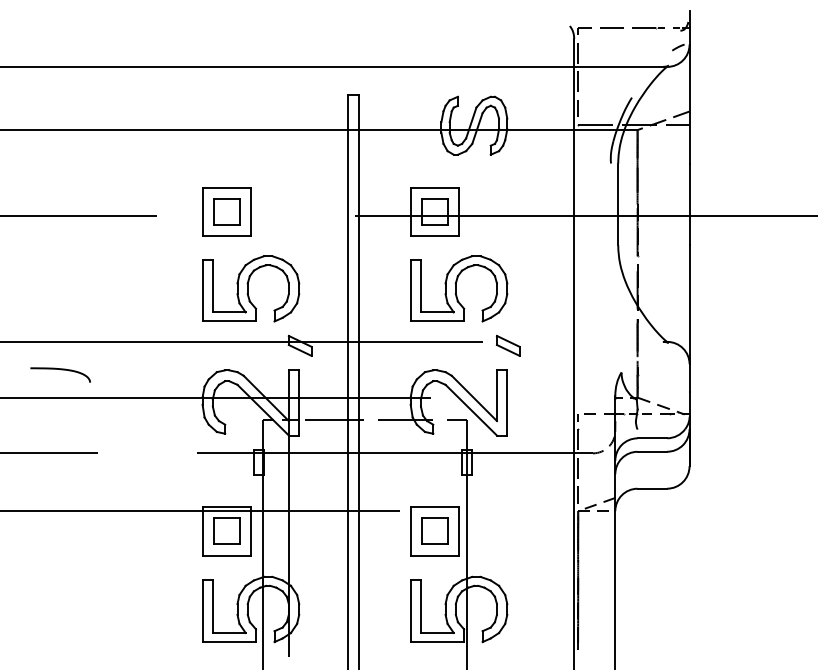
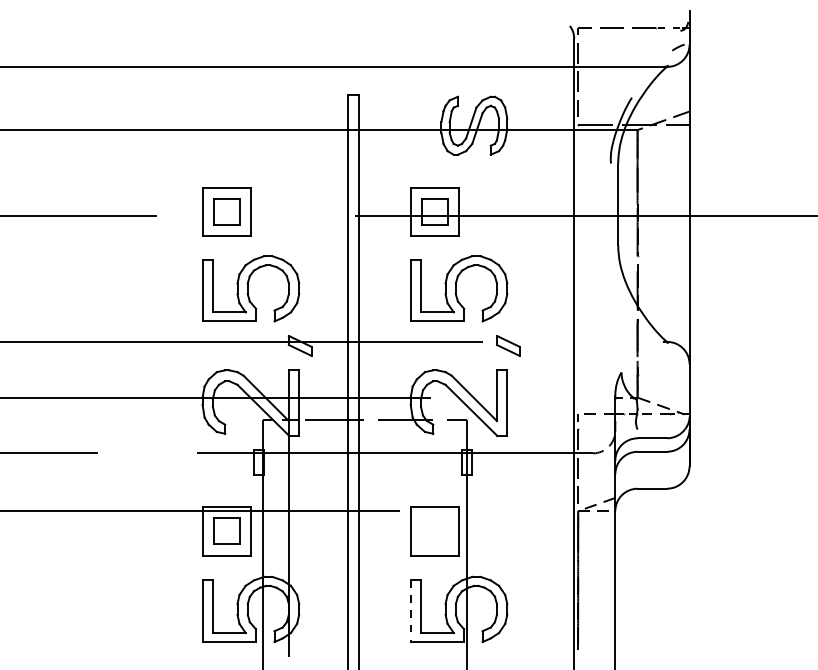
curve: present -> none (60, 370)
part: present -> none (434, 530)
line: solid -> dashed (410, 611)
